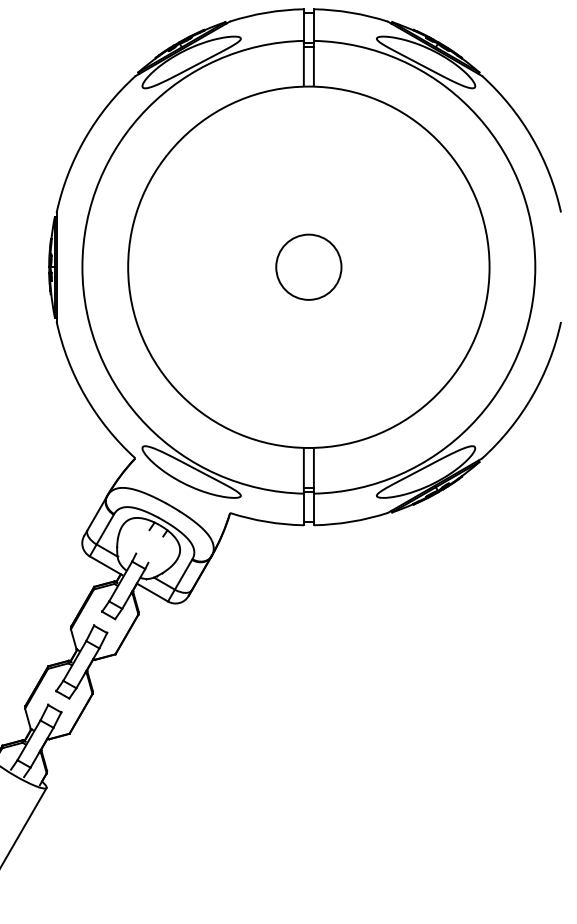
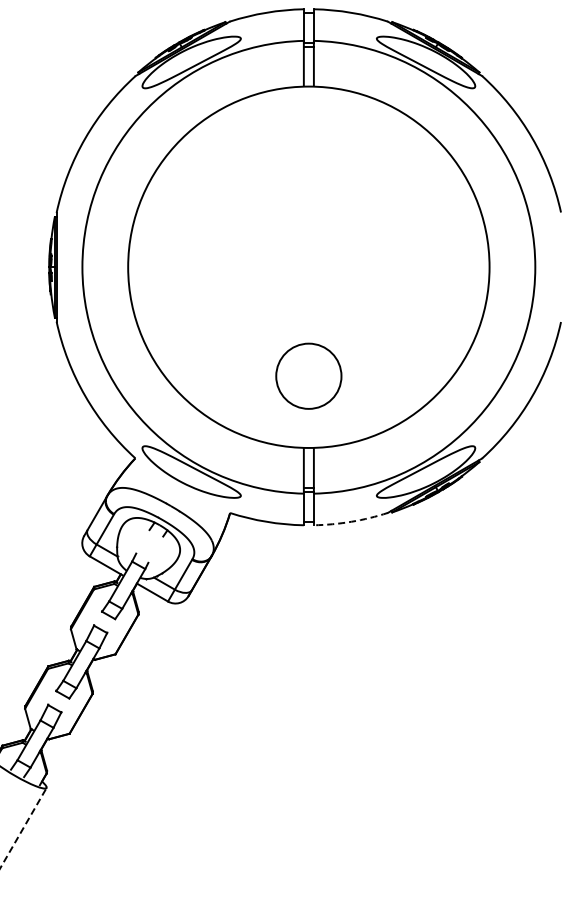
circle position: (308, 266) -> (308, 375) (308, 375)
arc: solid -> dashed (351, 521)
line: solid -> dashed (23, 827)
